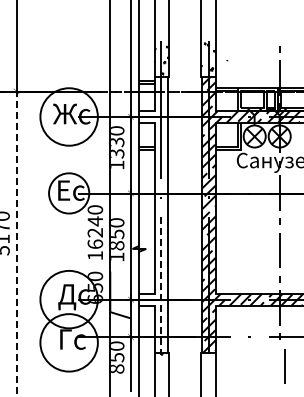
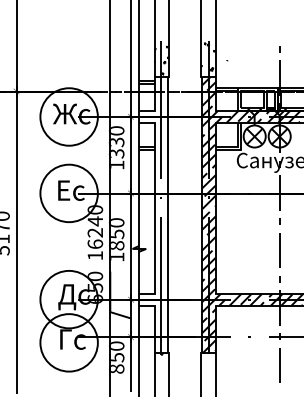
circle diameter: 40 px -> 57 px (68, 193)
line: dashed -> solid (16, 239)
line: dashed -> solid (161, 285)
line position: (284, 366) -> (279, 365) (279, 365)
